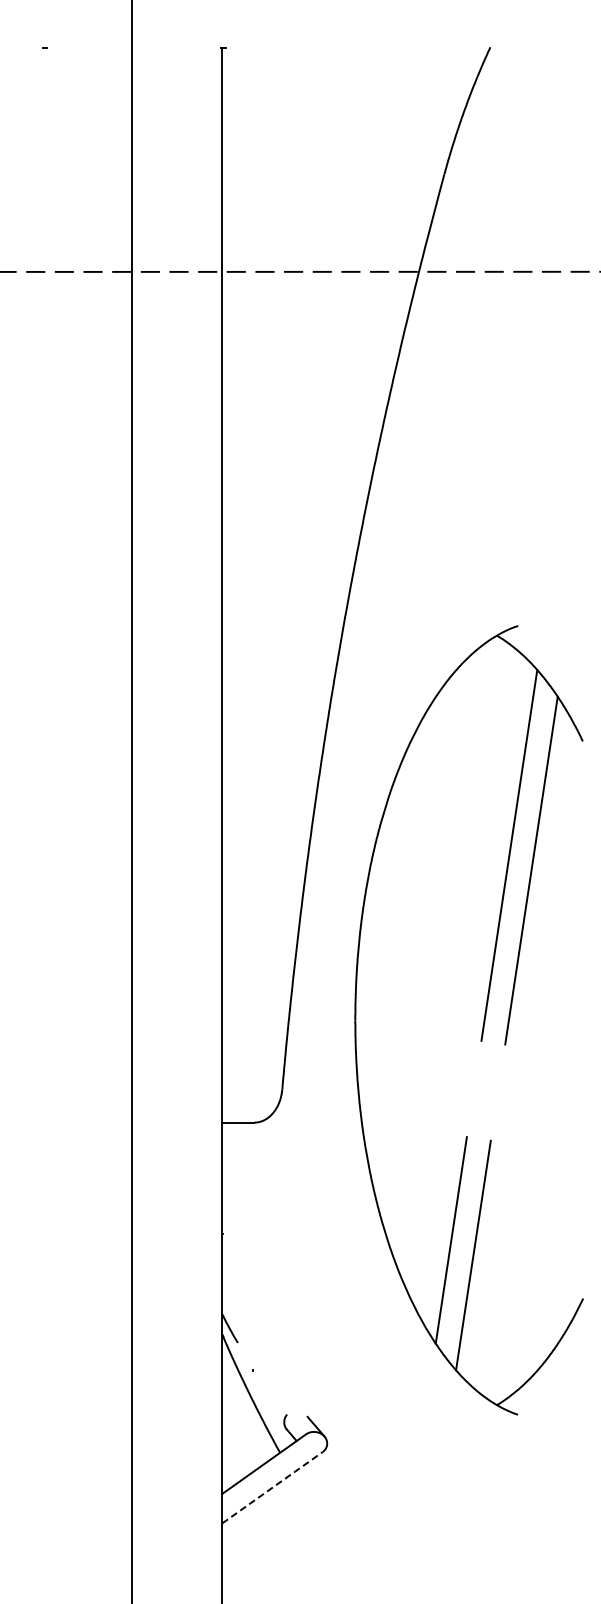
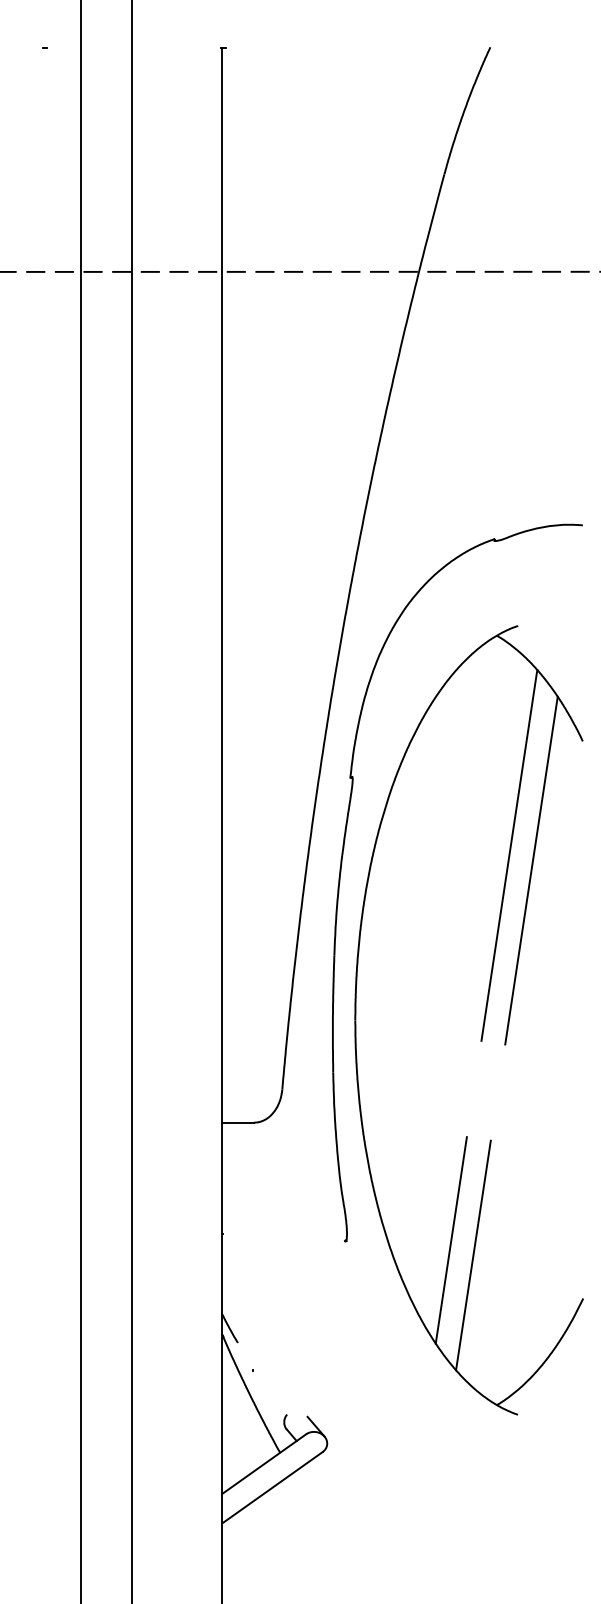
line: none -> present (81, 801)
part: none -> present (342, 864)
line: dashed -> solid (272, 1487)
